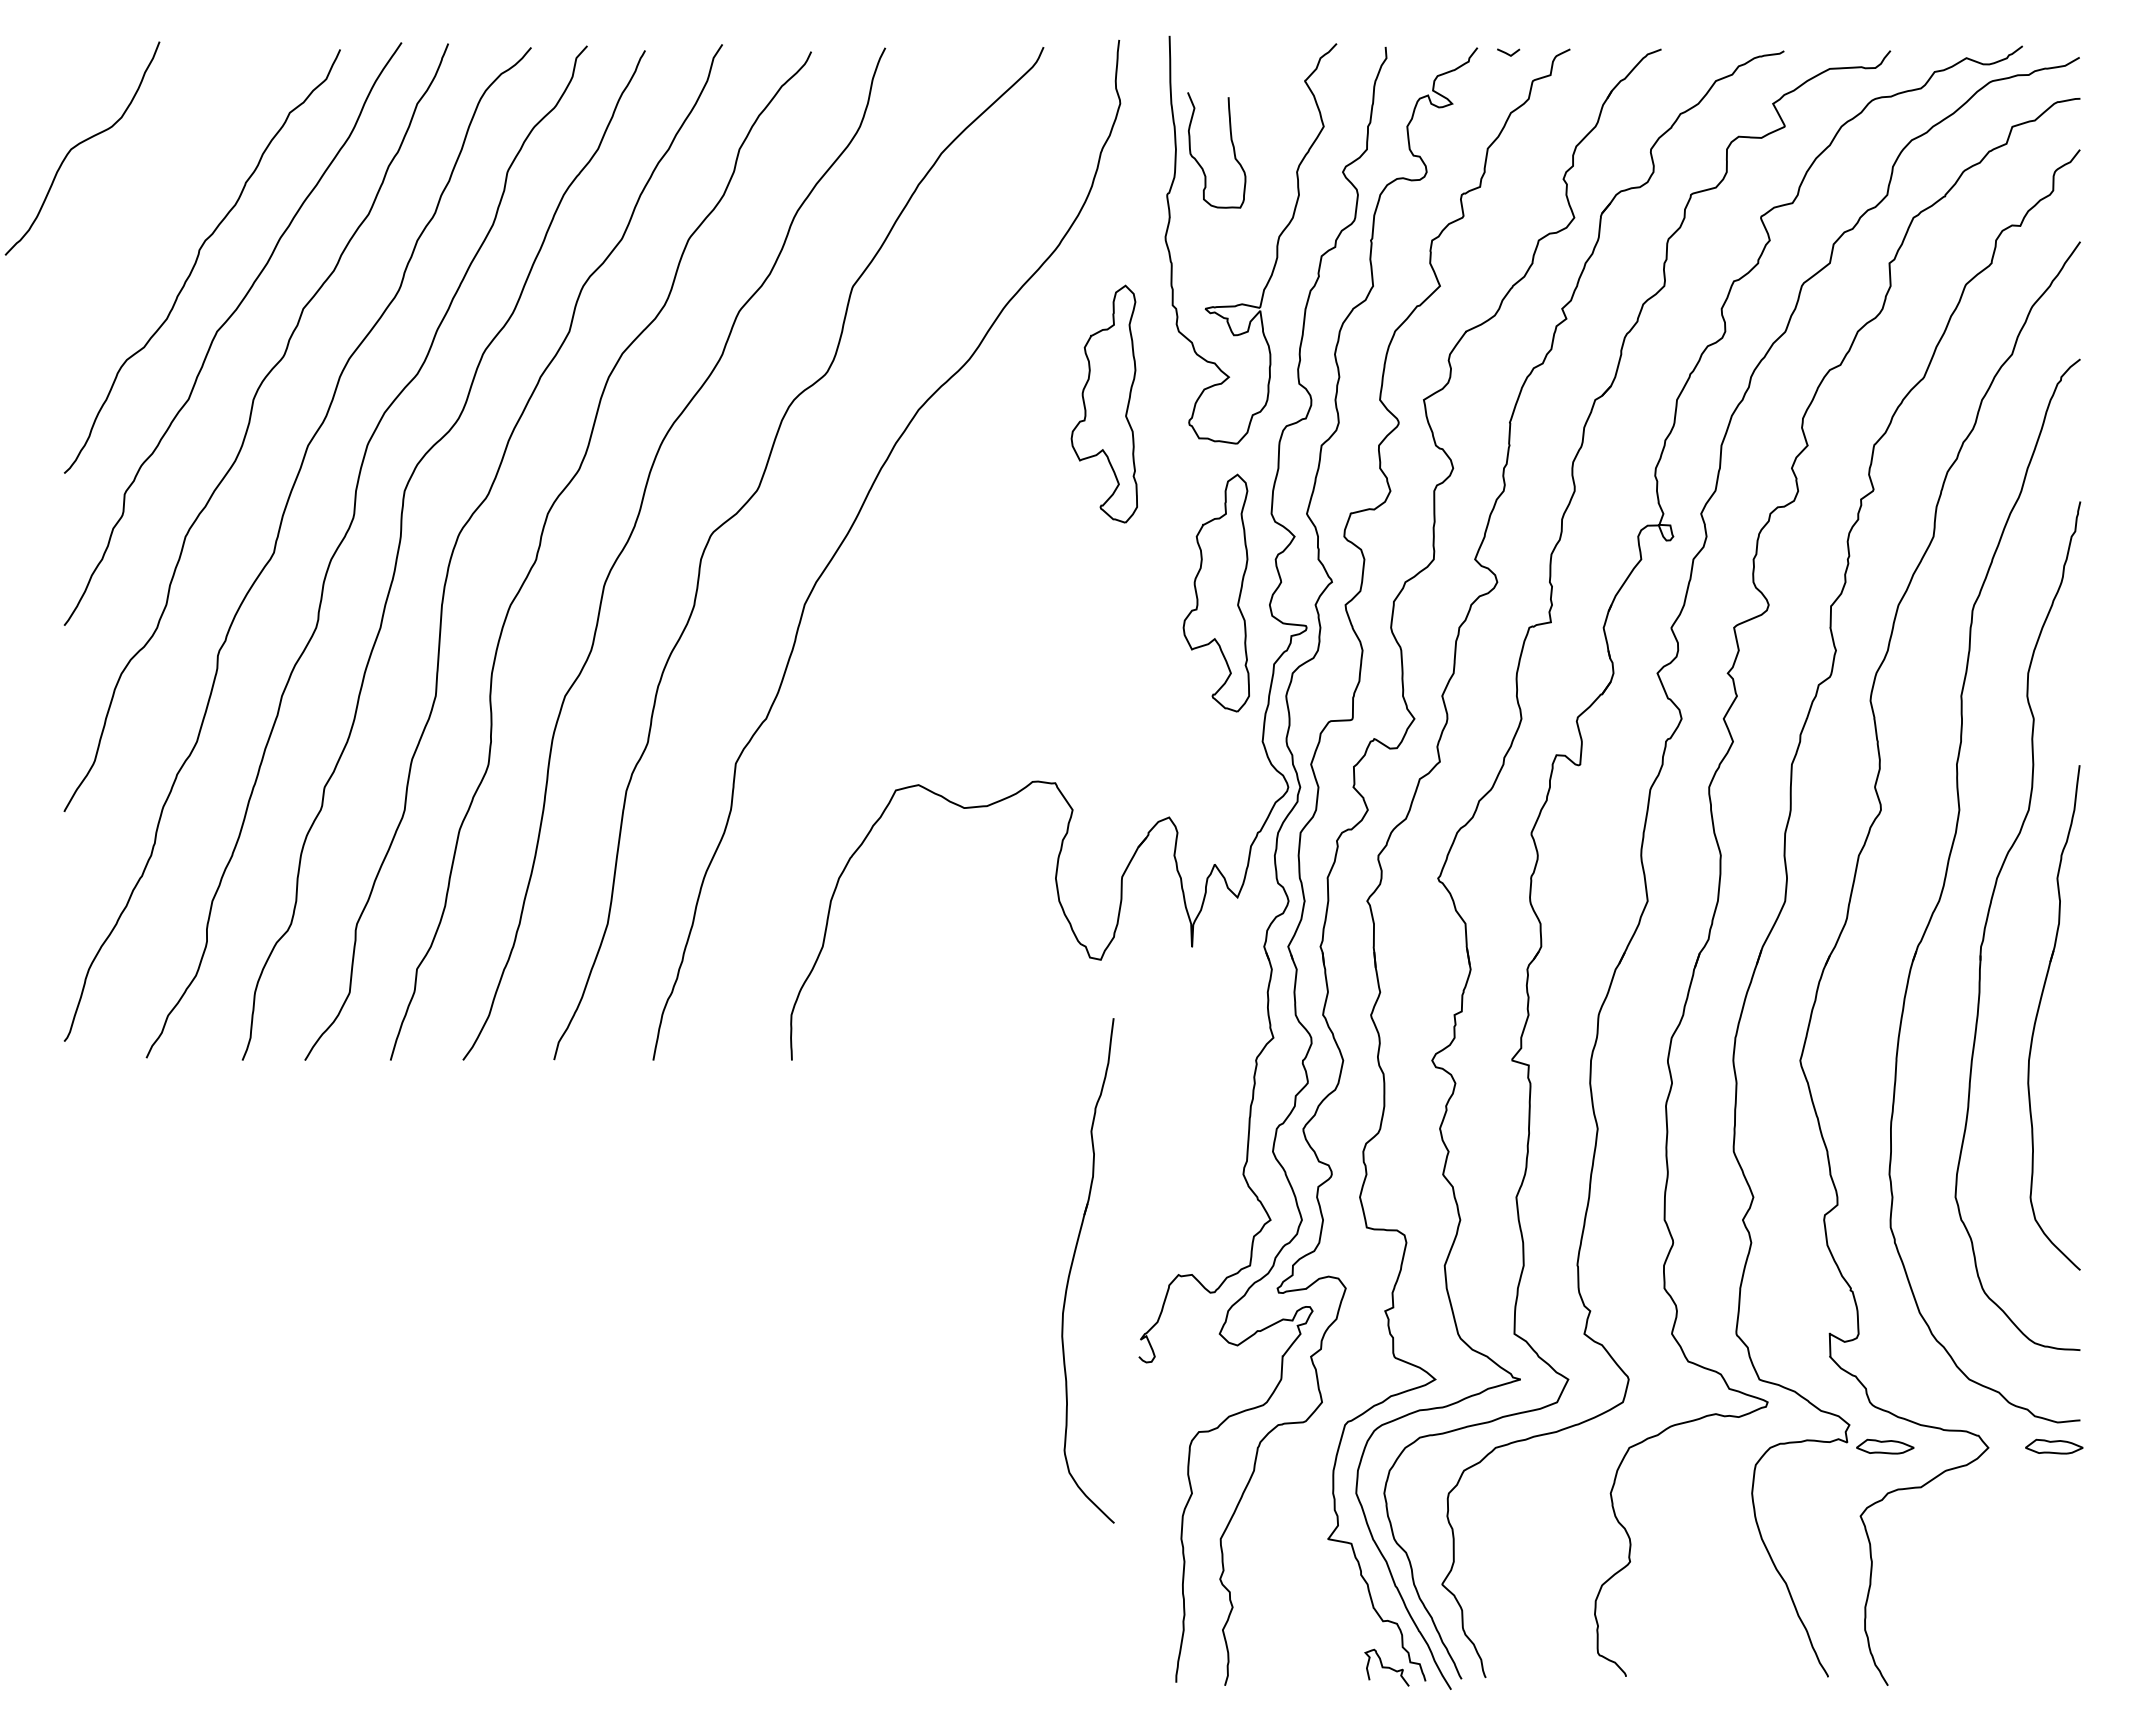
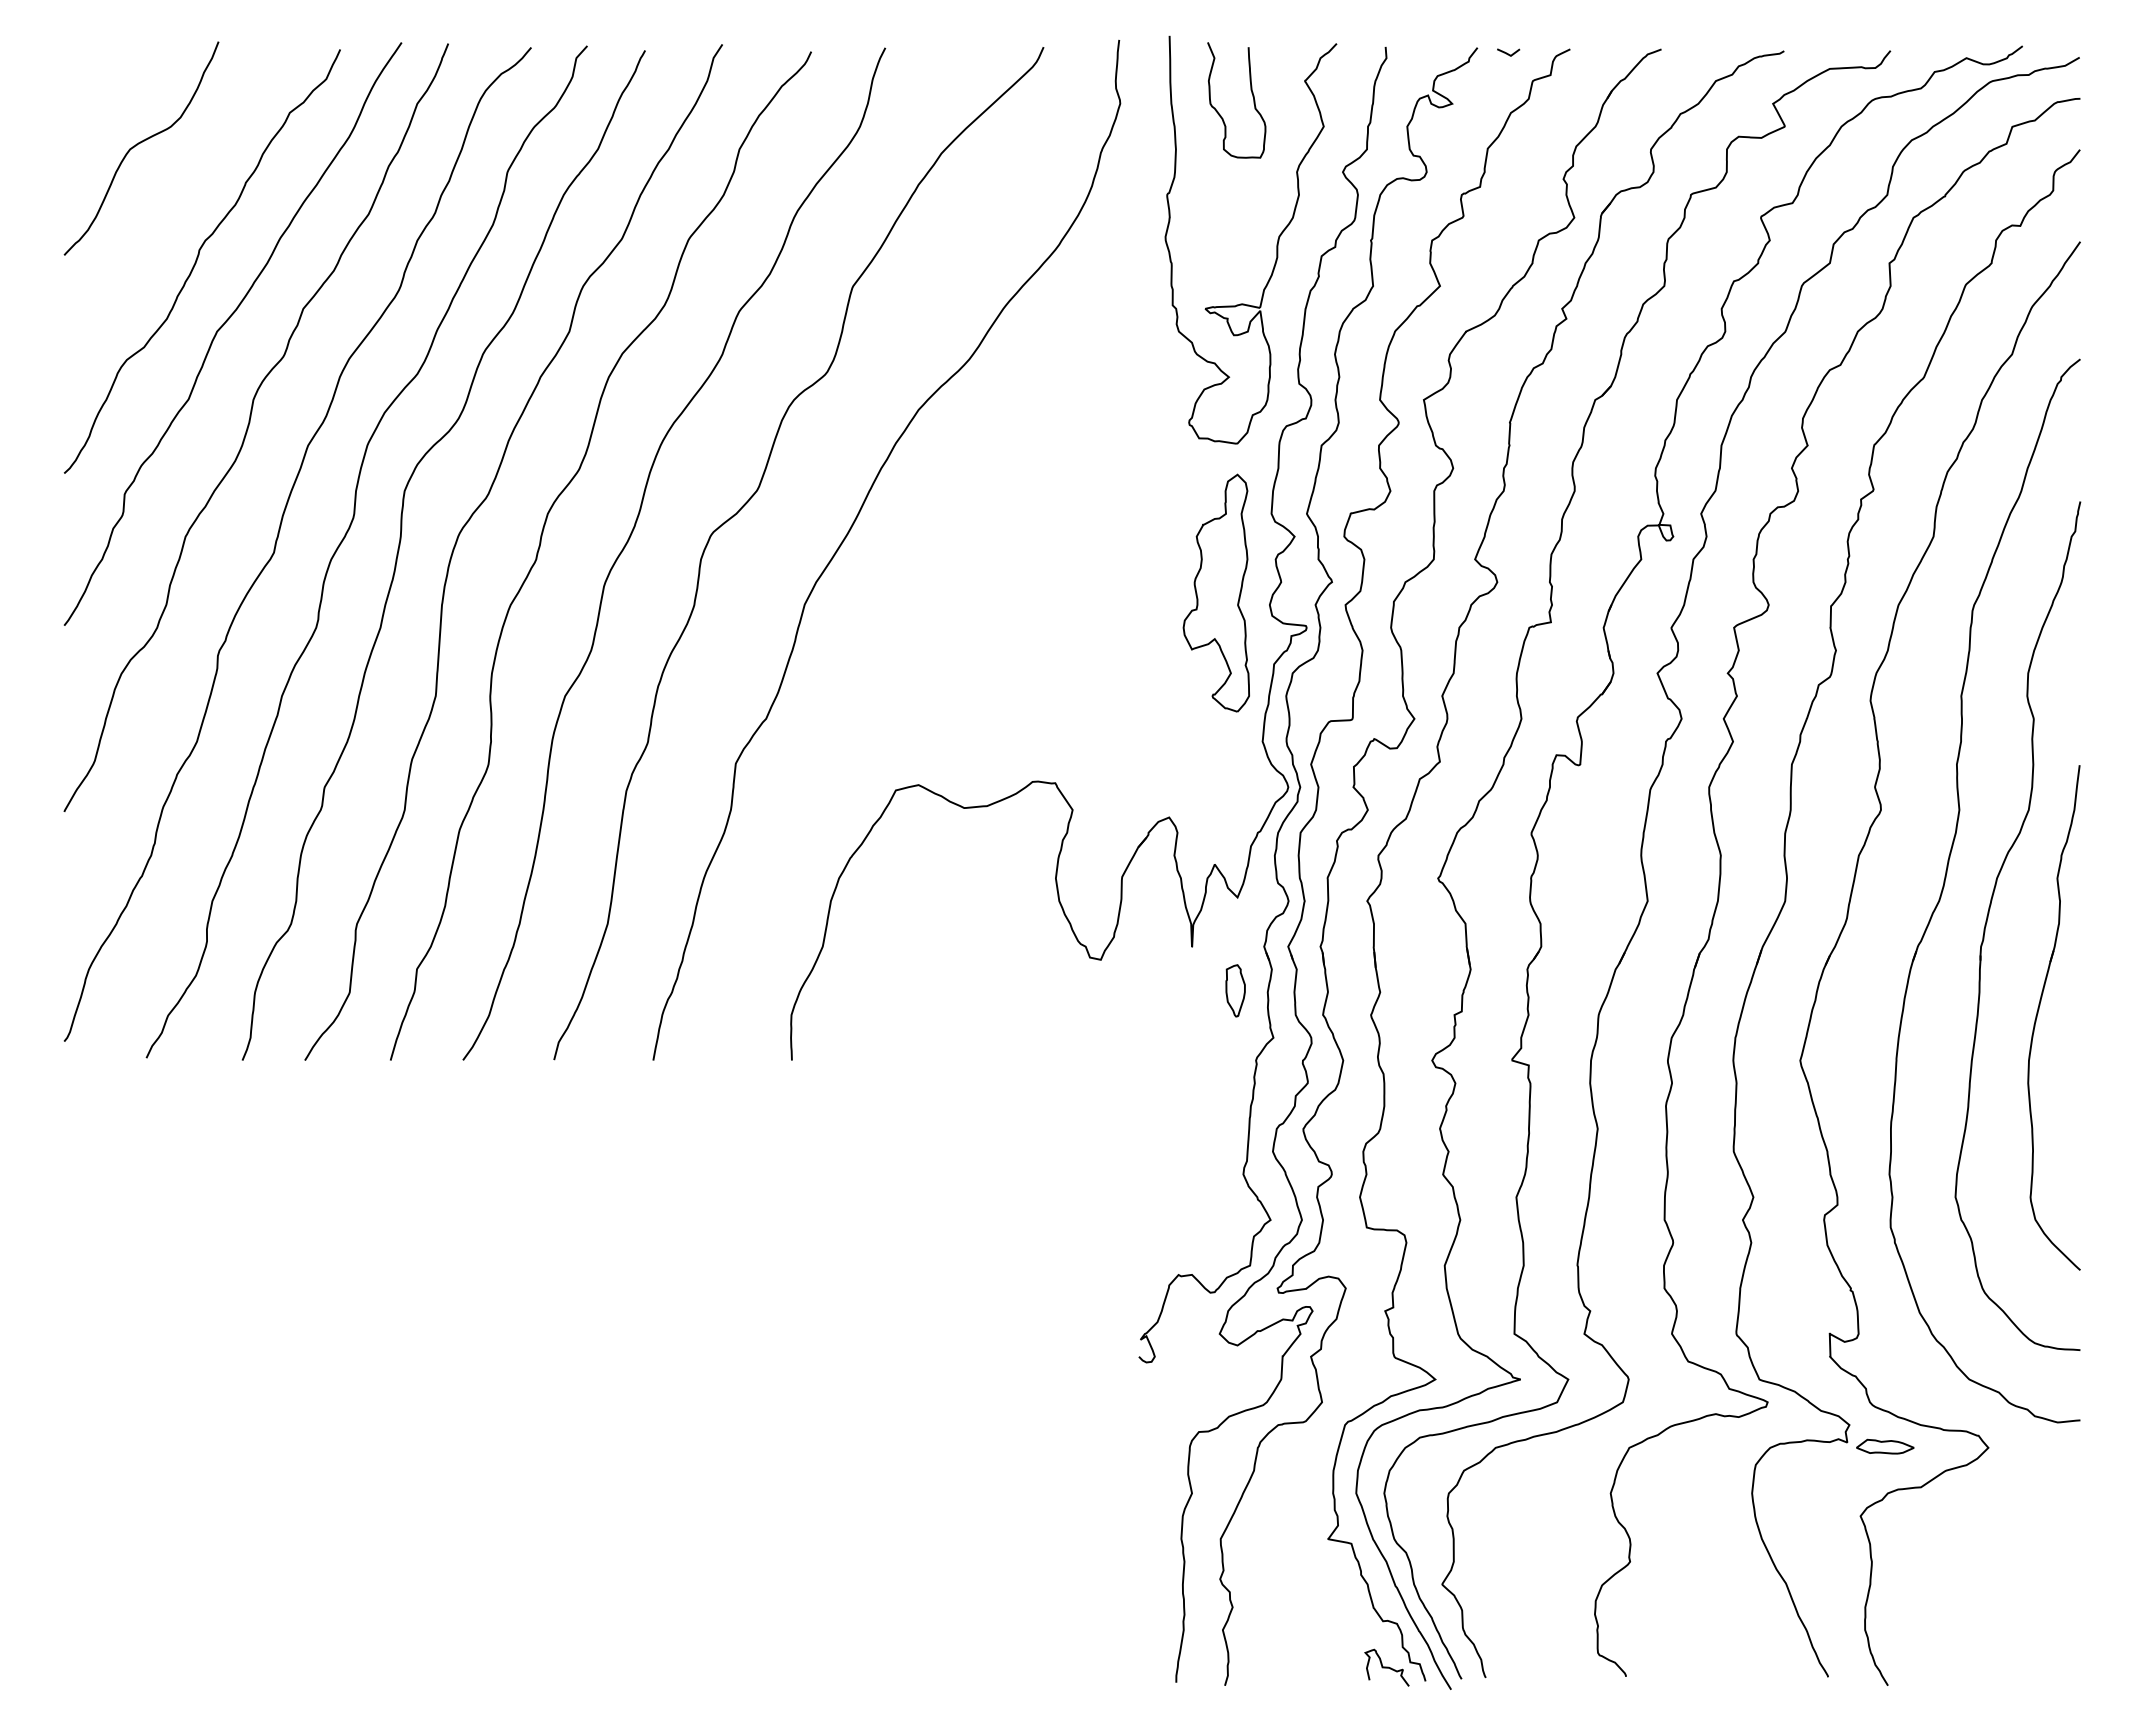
curve position: (80, 144) -> (139, 144) (139, 144)
curve position: (1232, 146) -> (1252, 96) (1252, 96)
part: present -> none (1103, 403)
part: none -> present (1235, 990)
part: present -> none (1072, 1266)
part: present -> none (2054, 1446)
